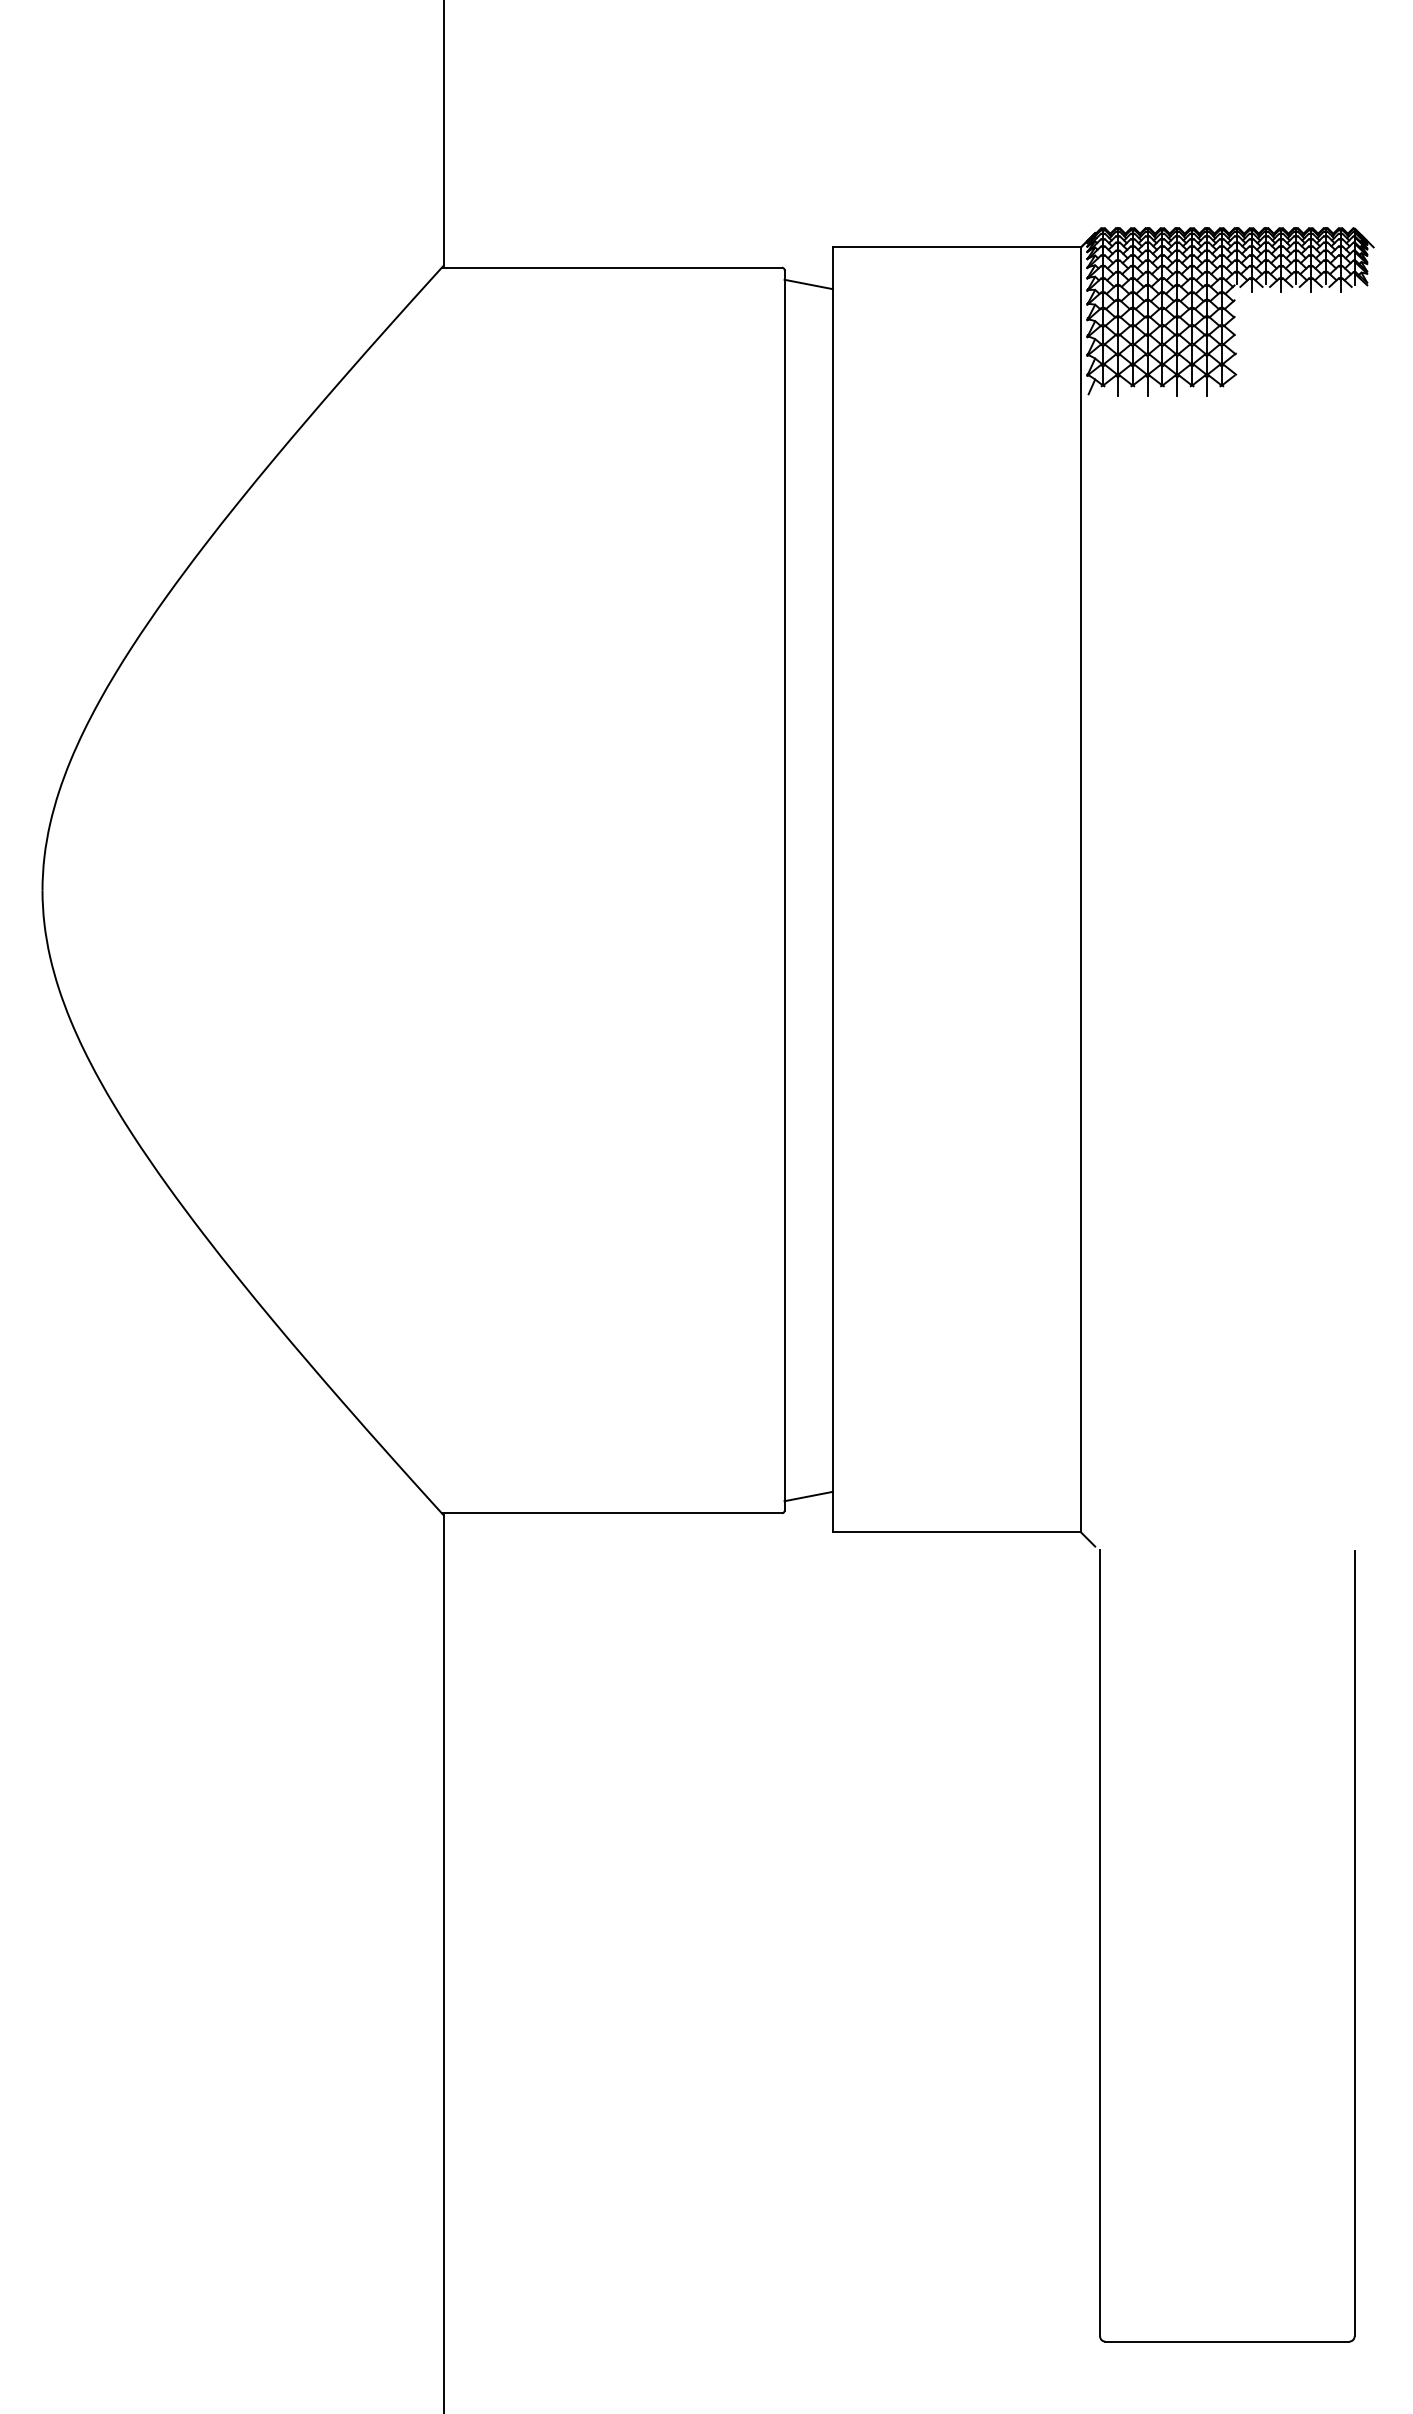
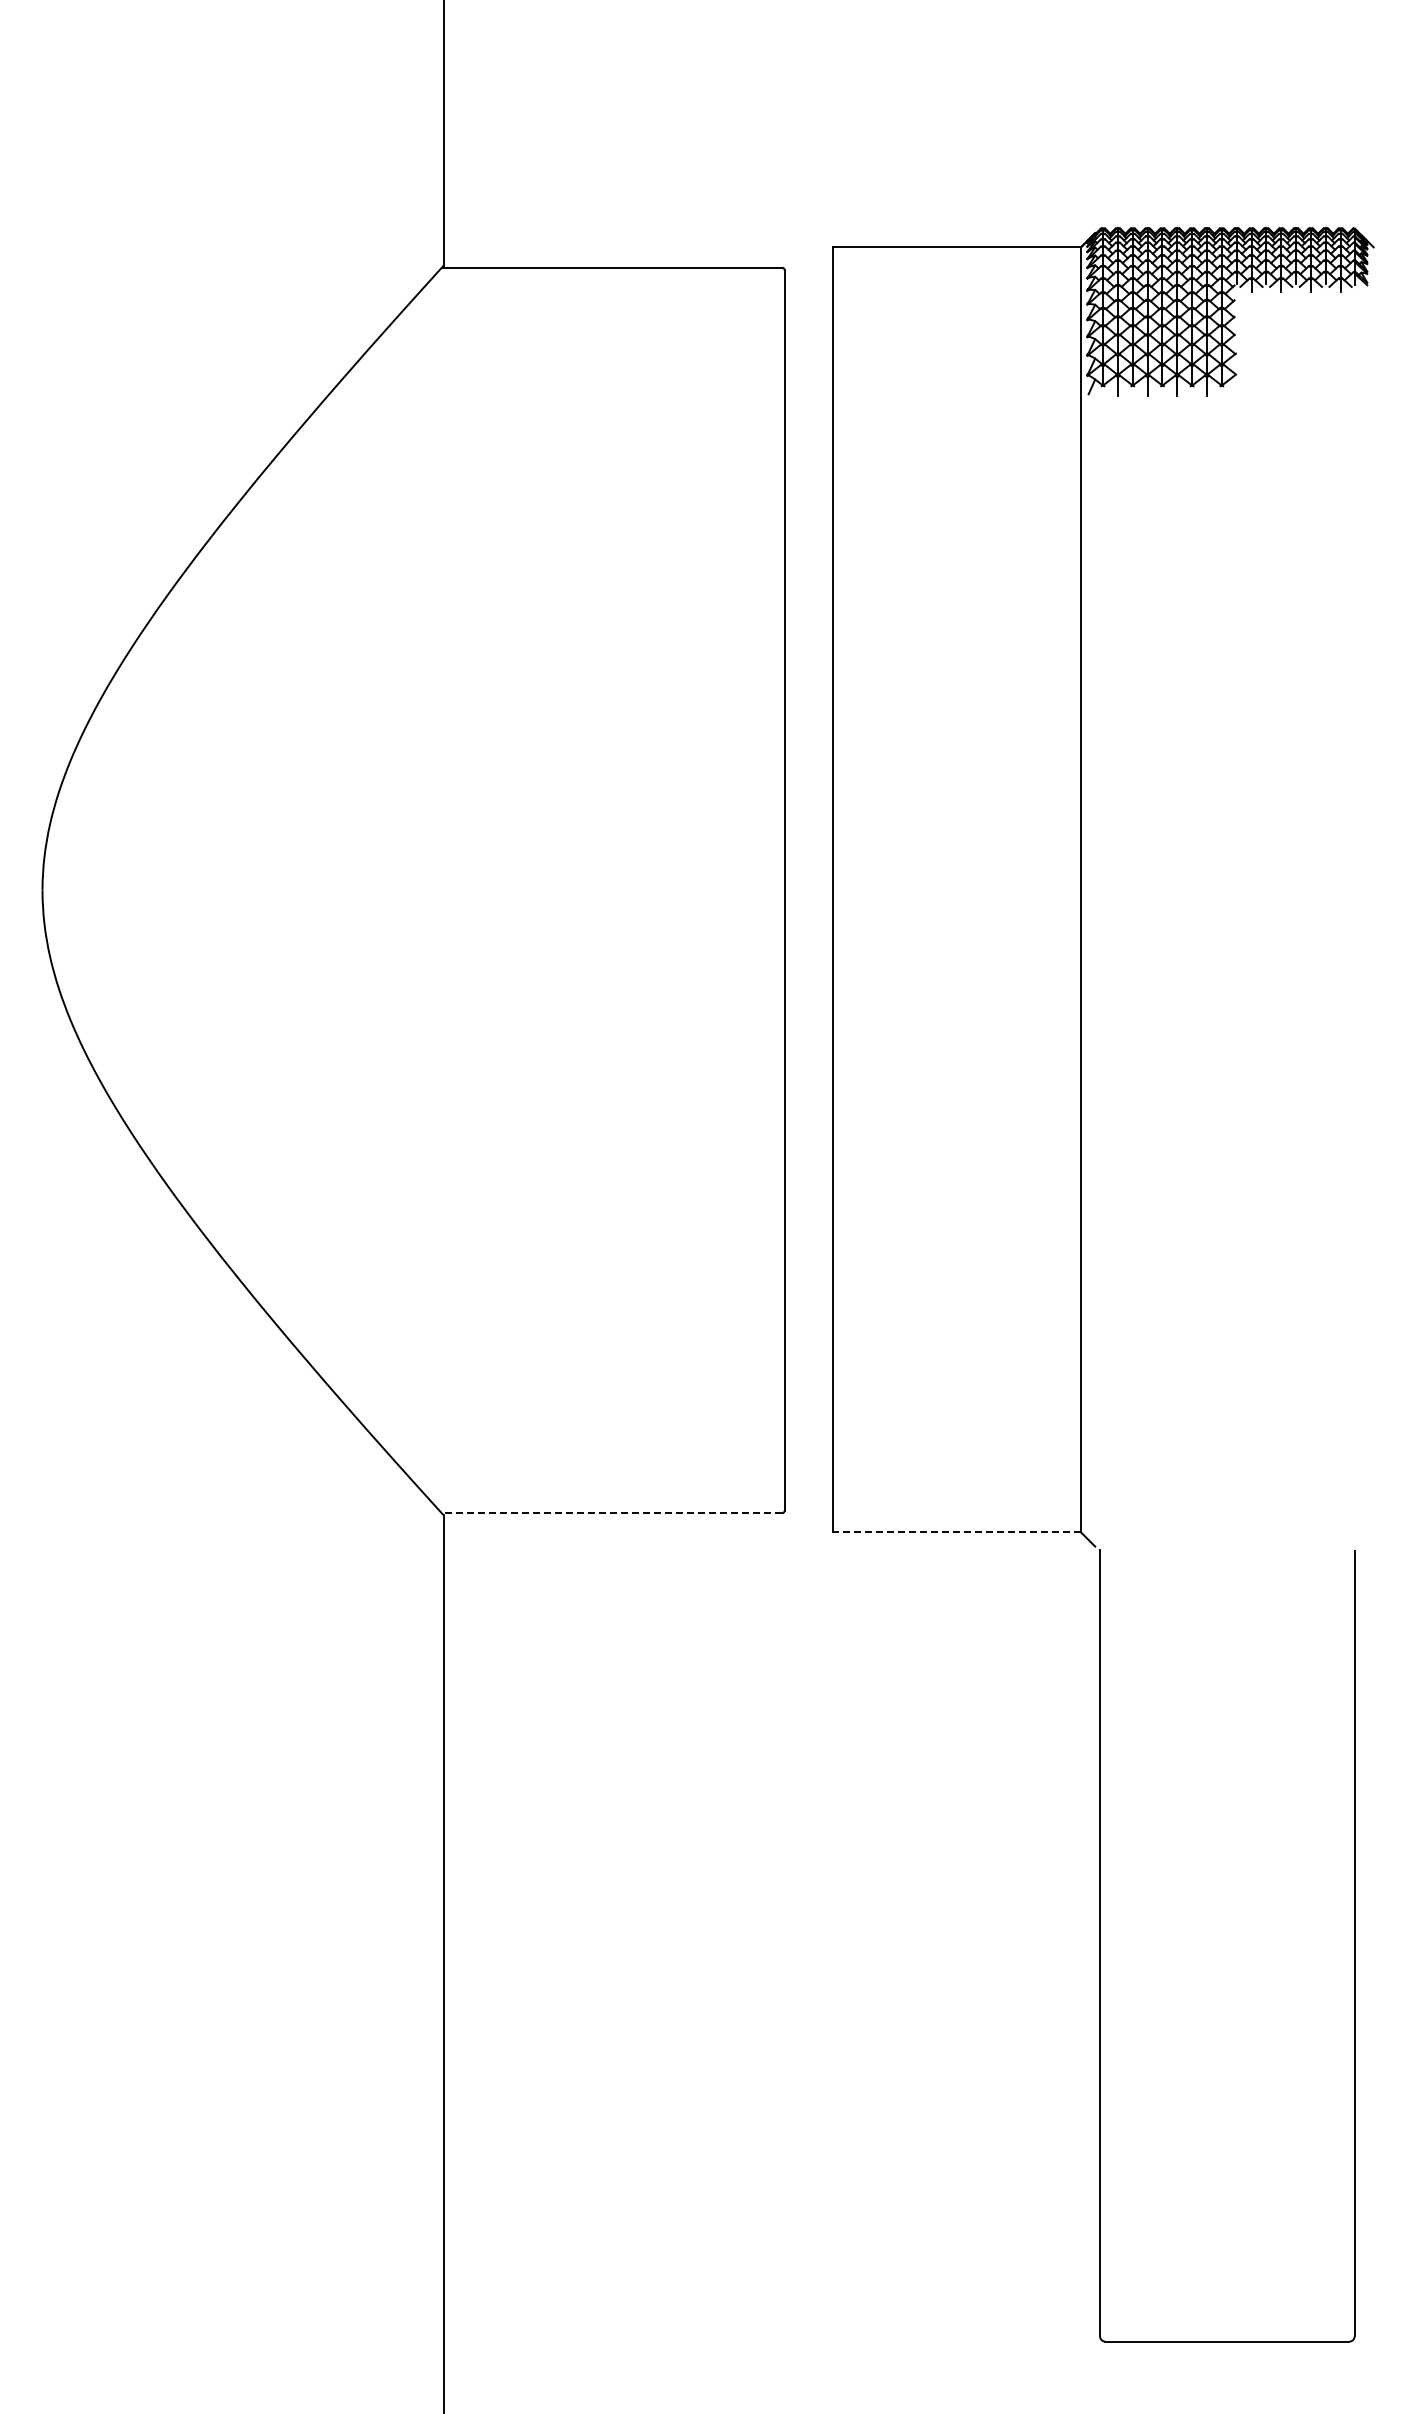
line: present -> none (808, 284)
line: present -> none (808, 1496)
line: solid -> dashed (611, 1513)
line: solid -> dashed (956, 1532)
